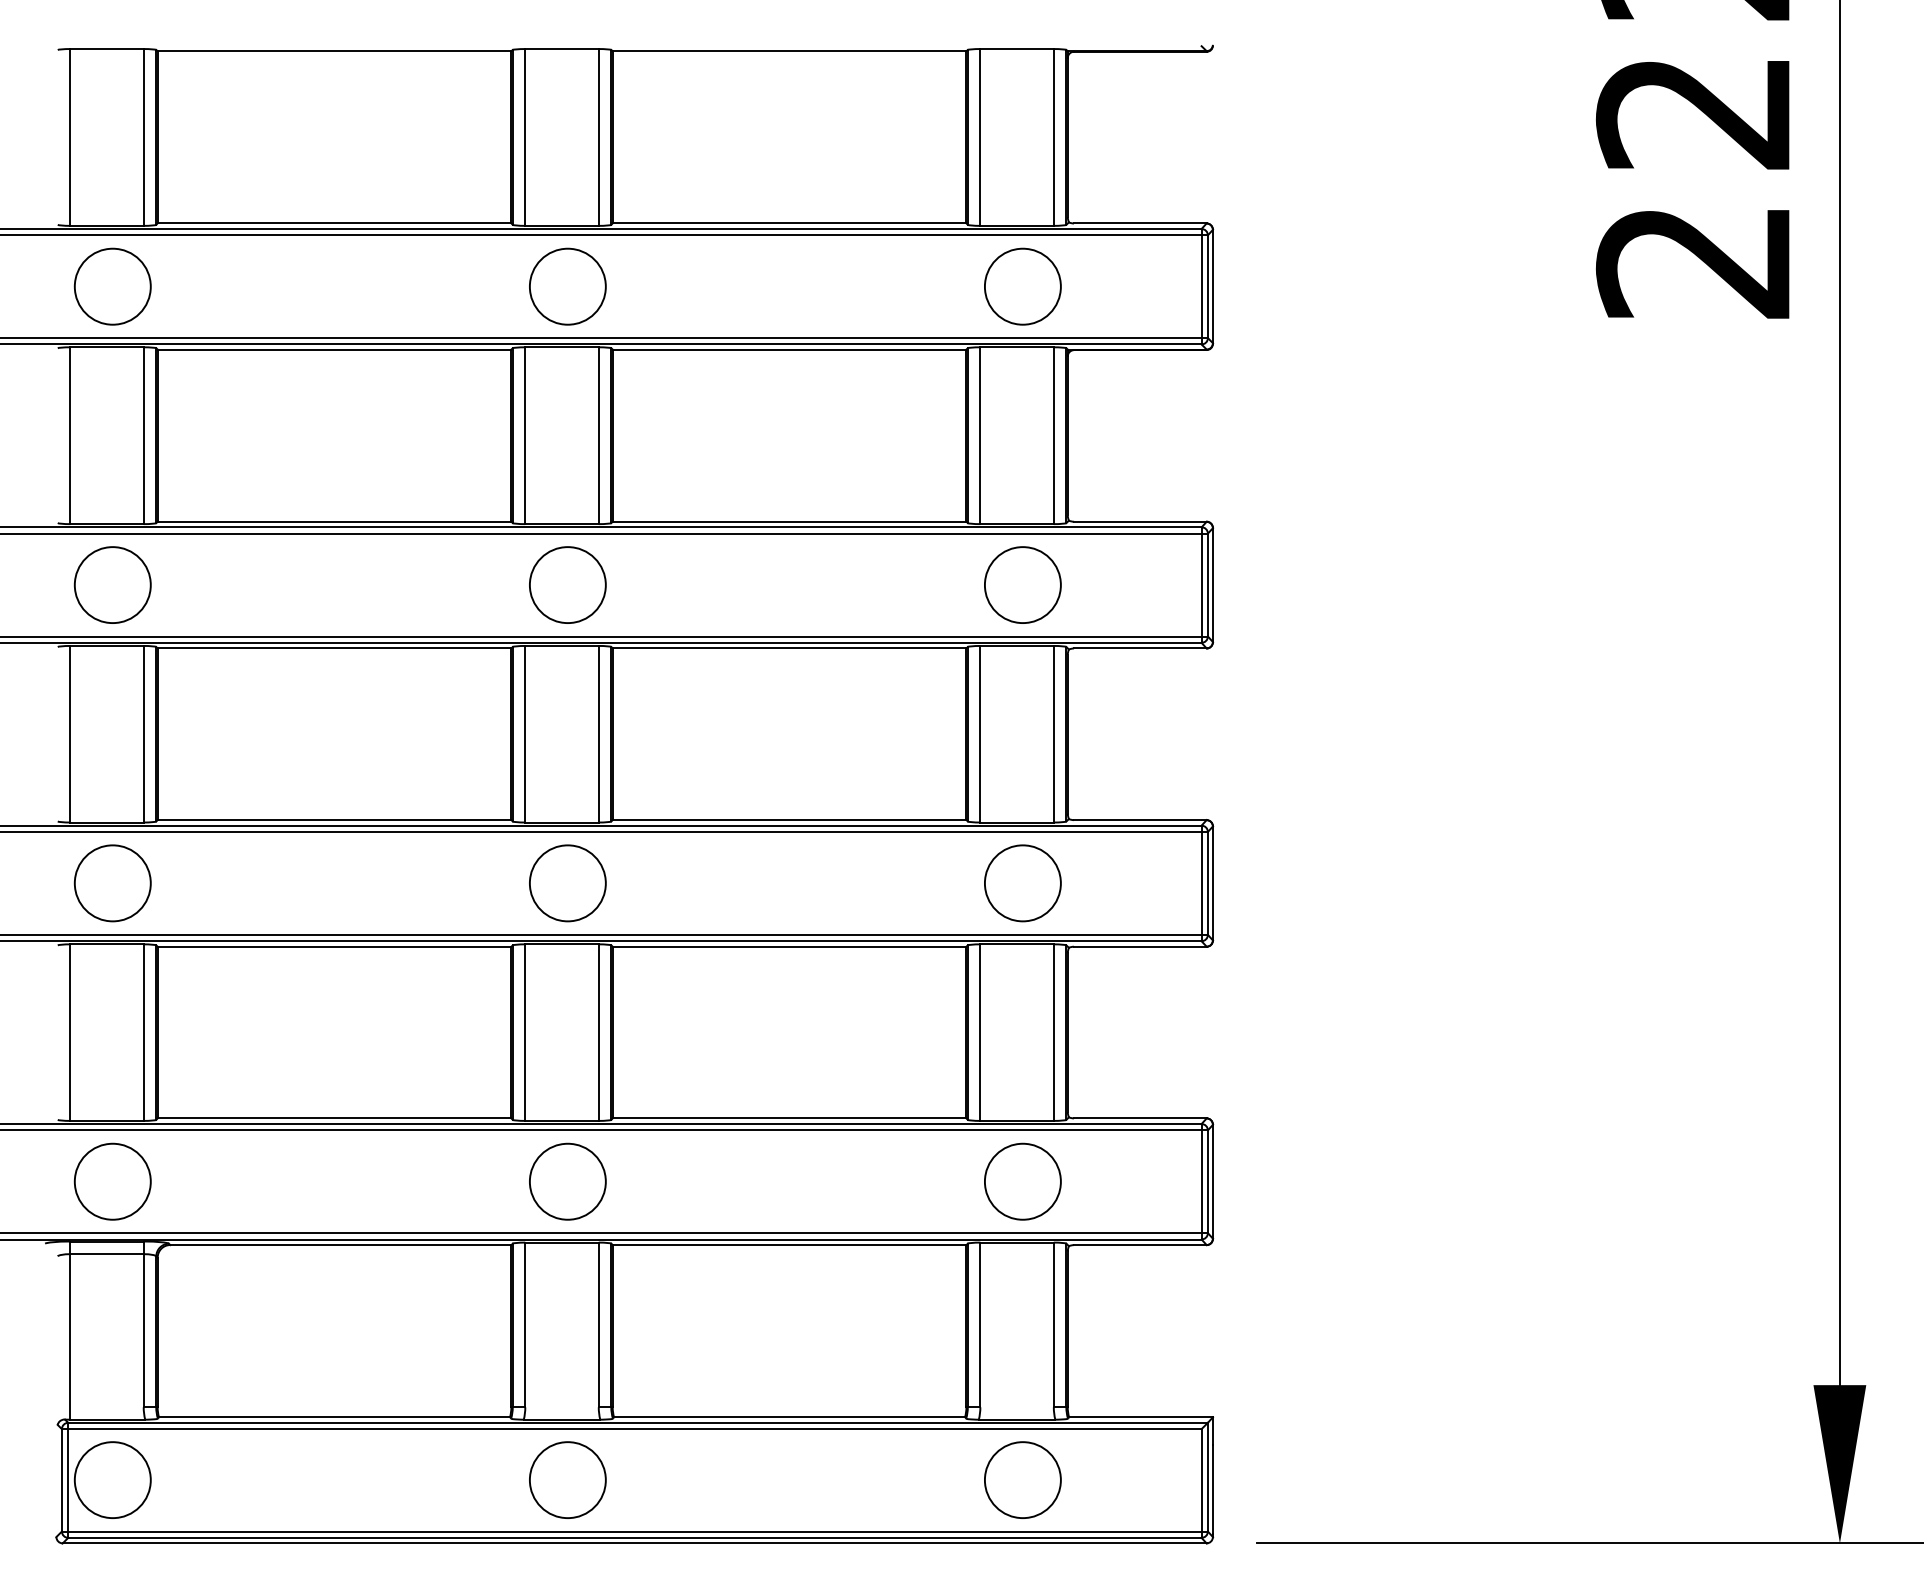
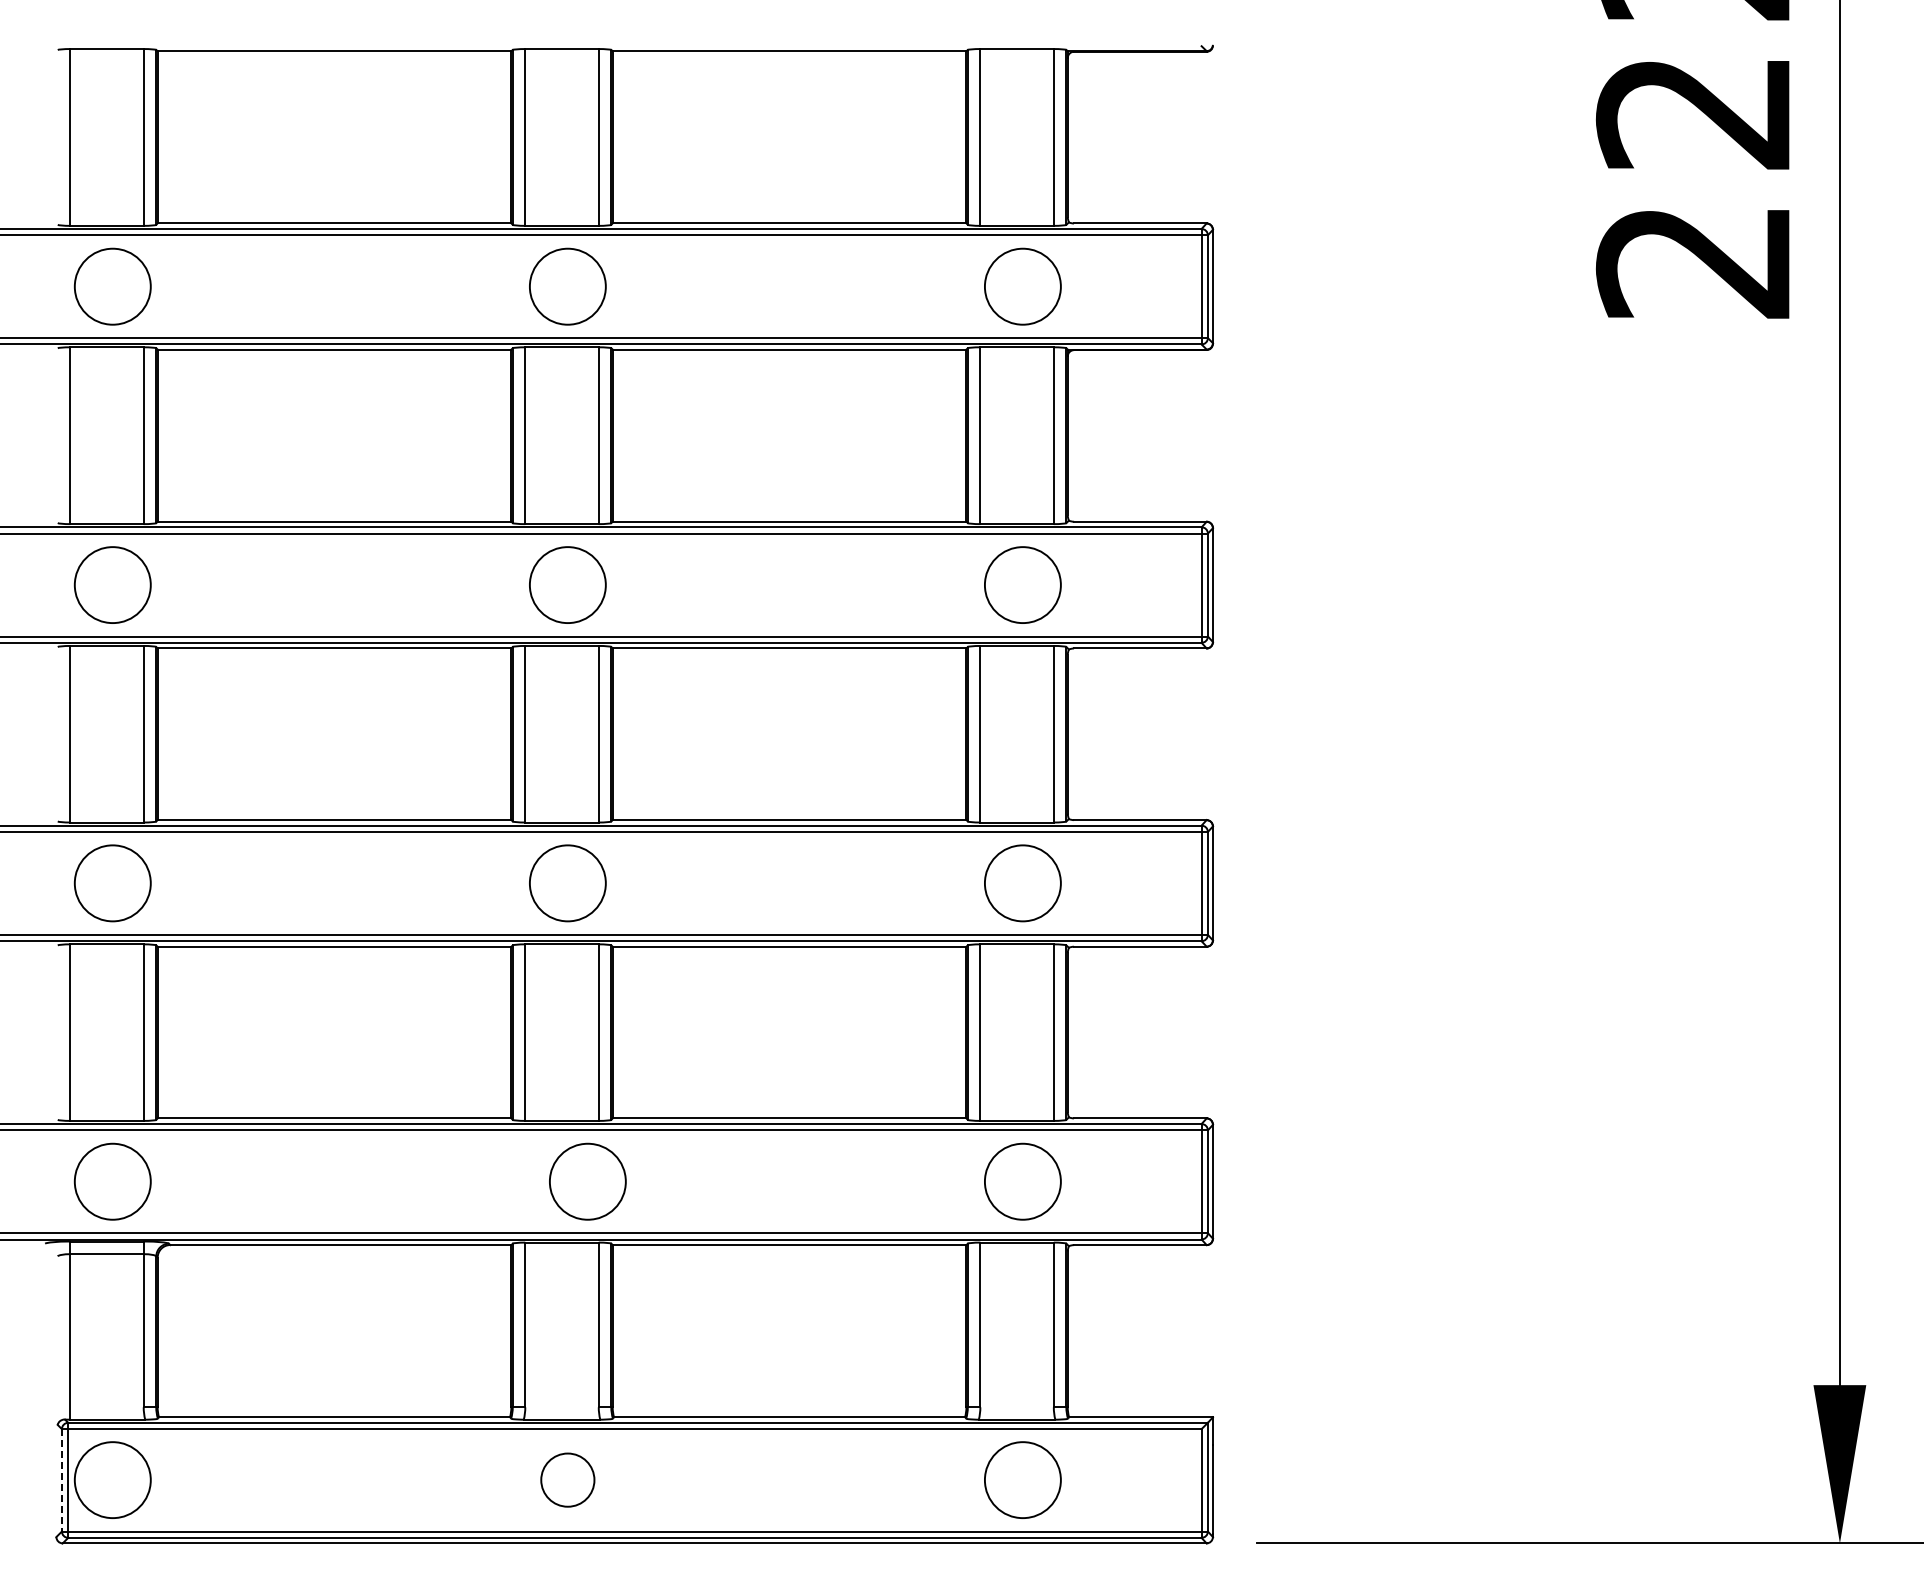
circle position: (567, 1181) -> (587, 1181) (587, 1181)
line: solid -> dashed (61, 1480)
circle diameter: 76 px -> 53 px (567, 1479)
